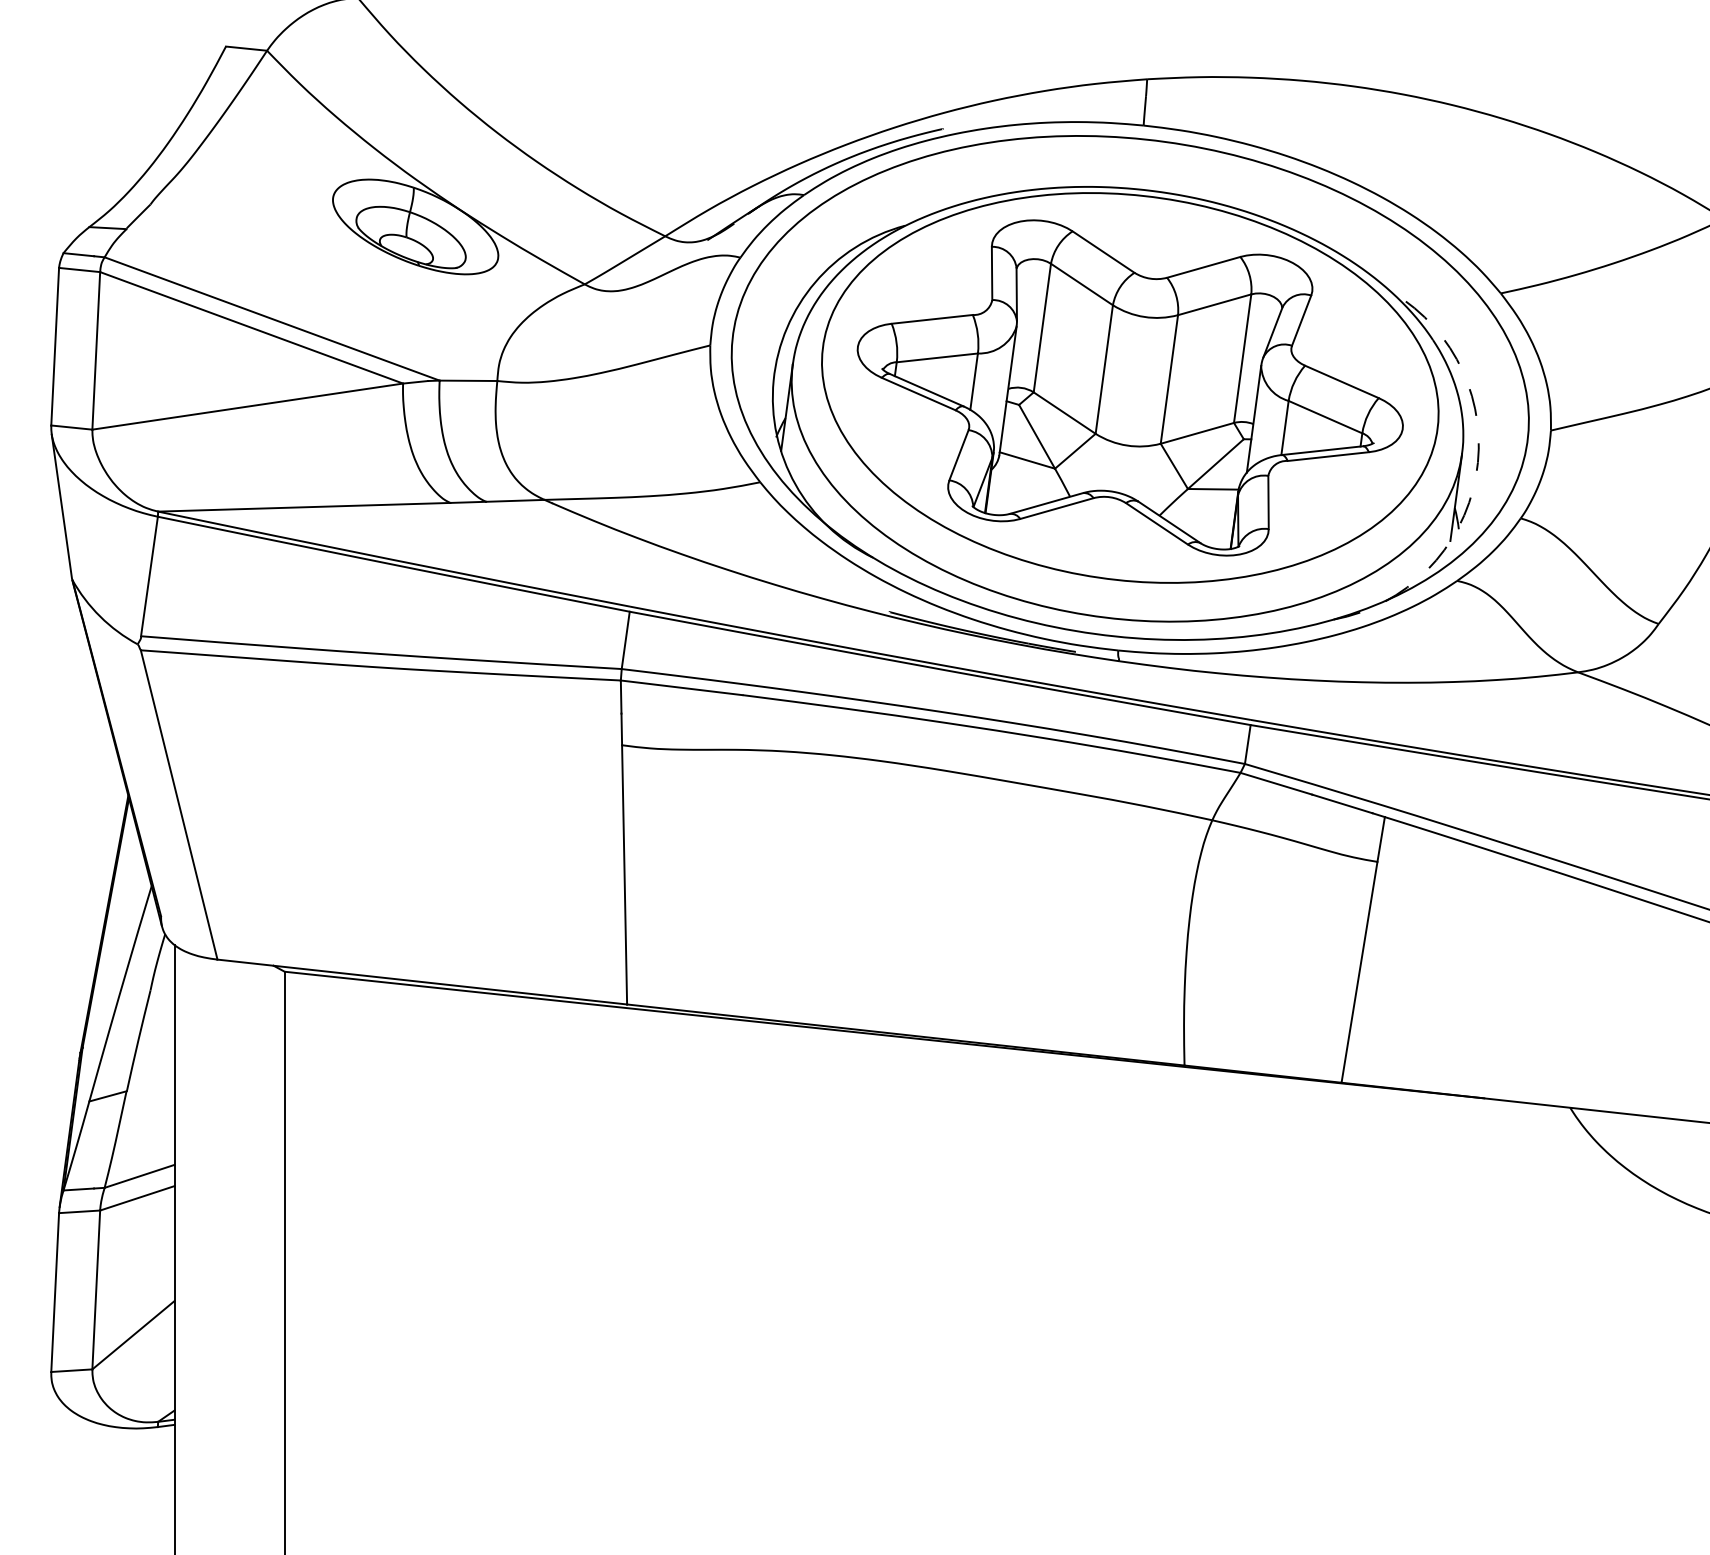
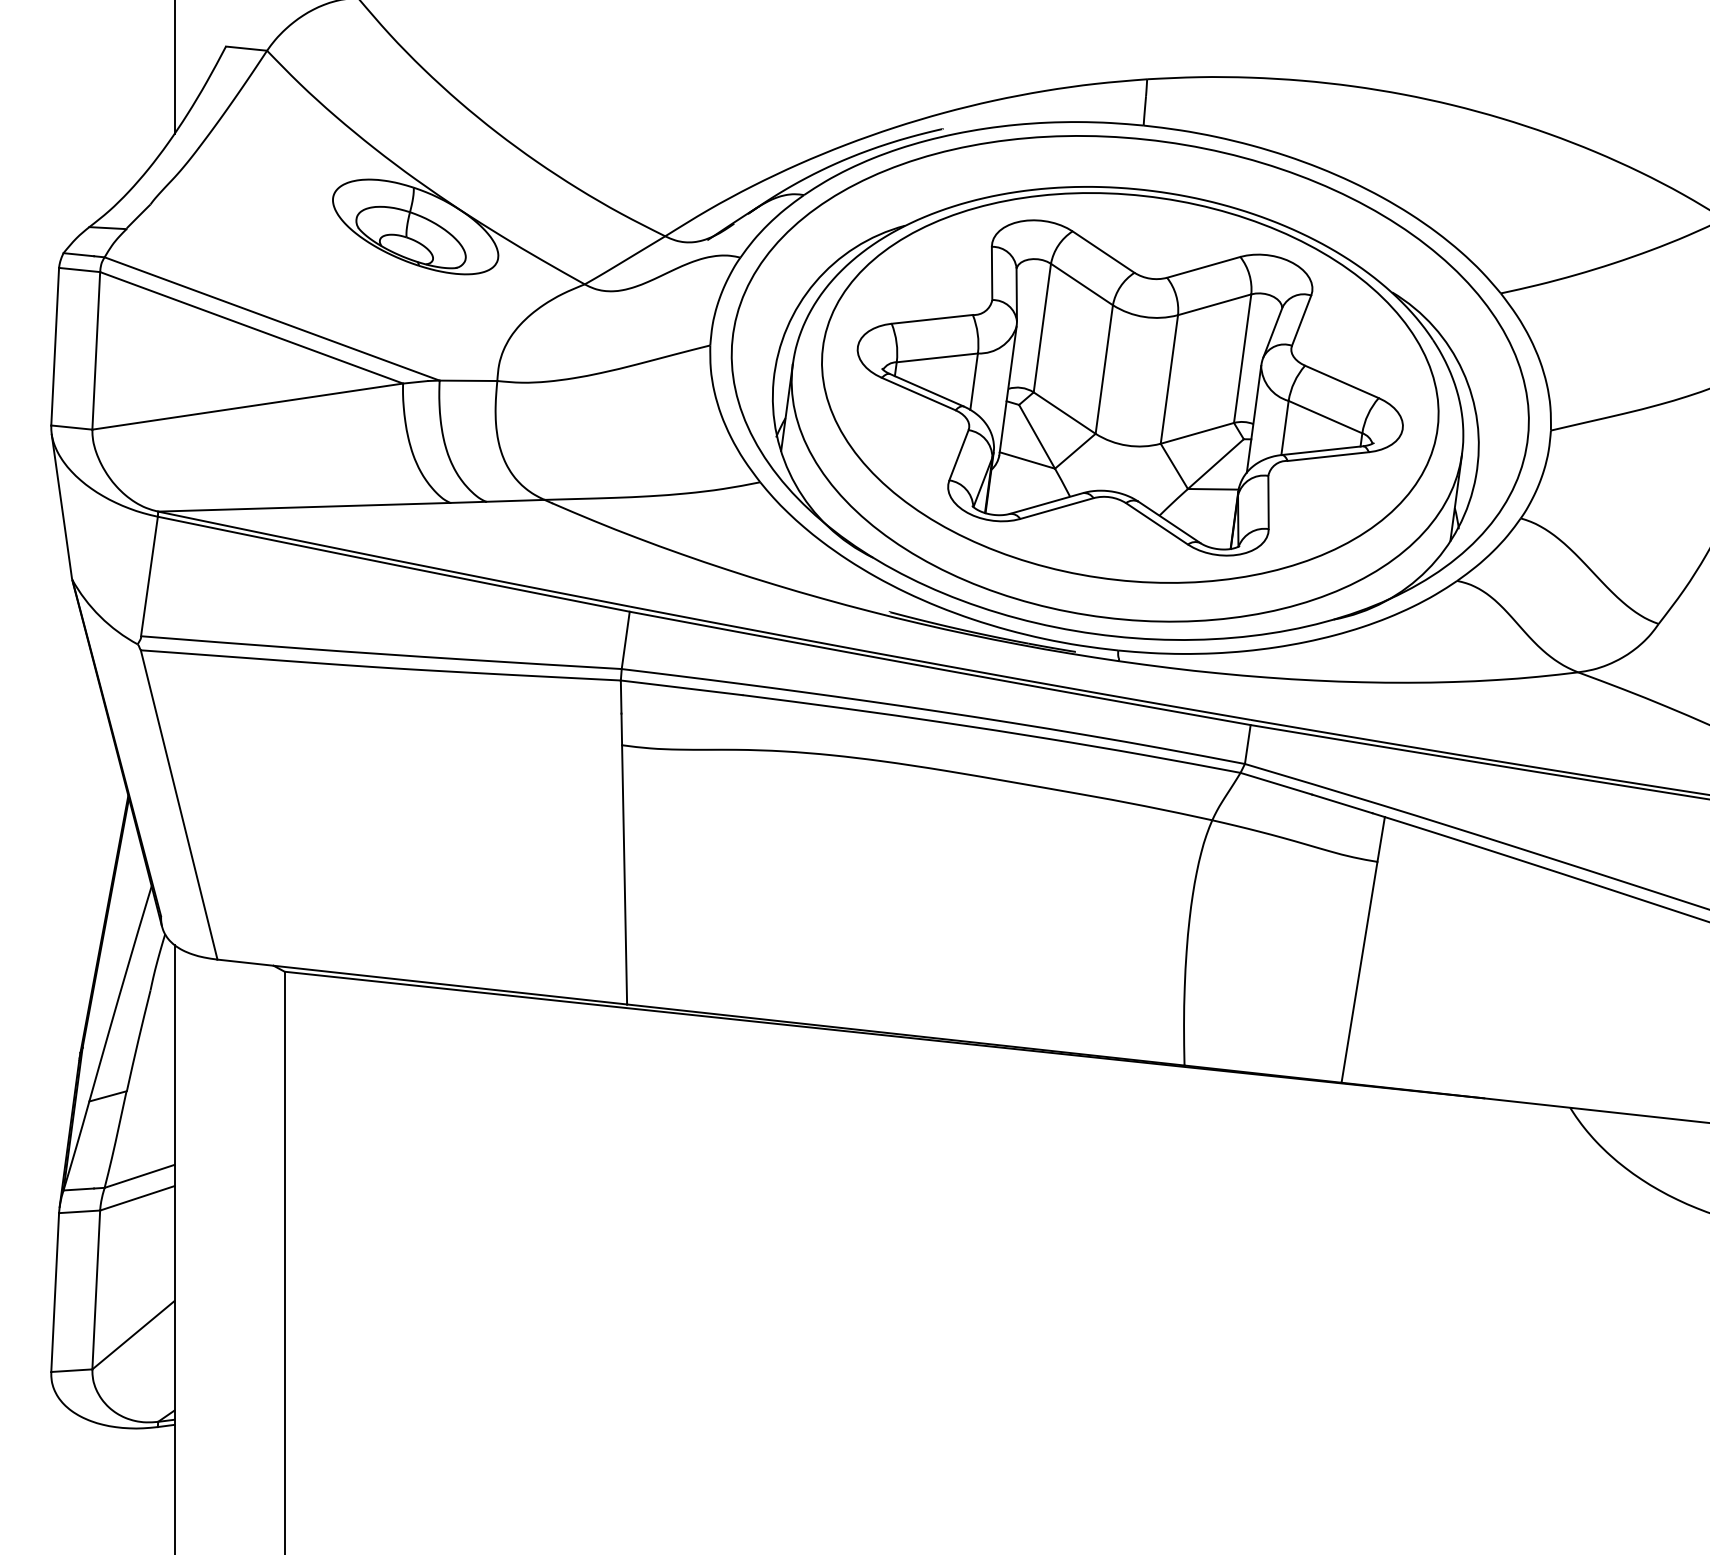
line: none -> present (174, 67)
arc: dashed -> solid (1476, 476)
